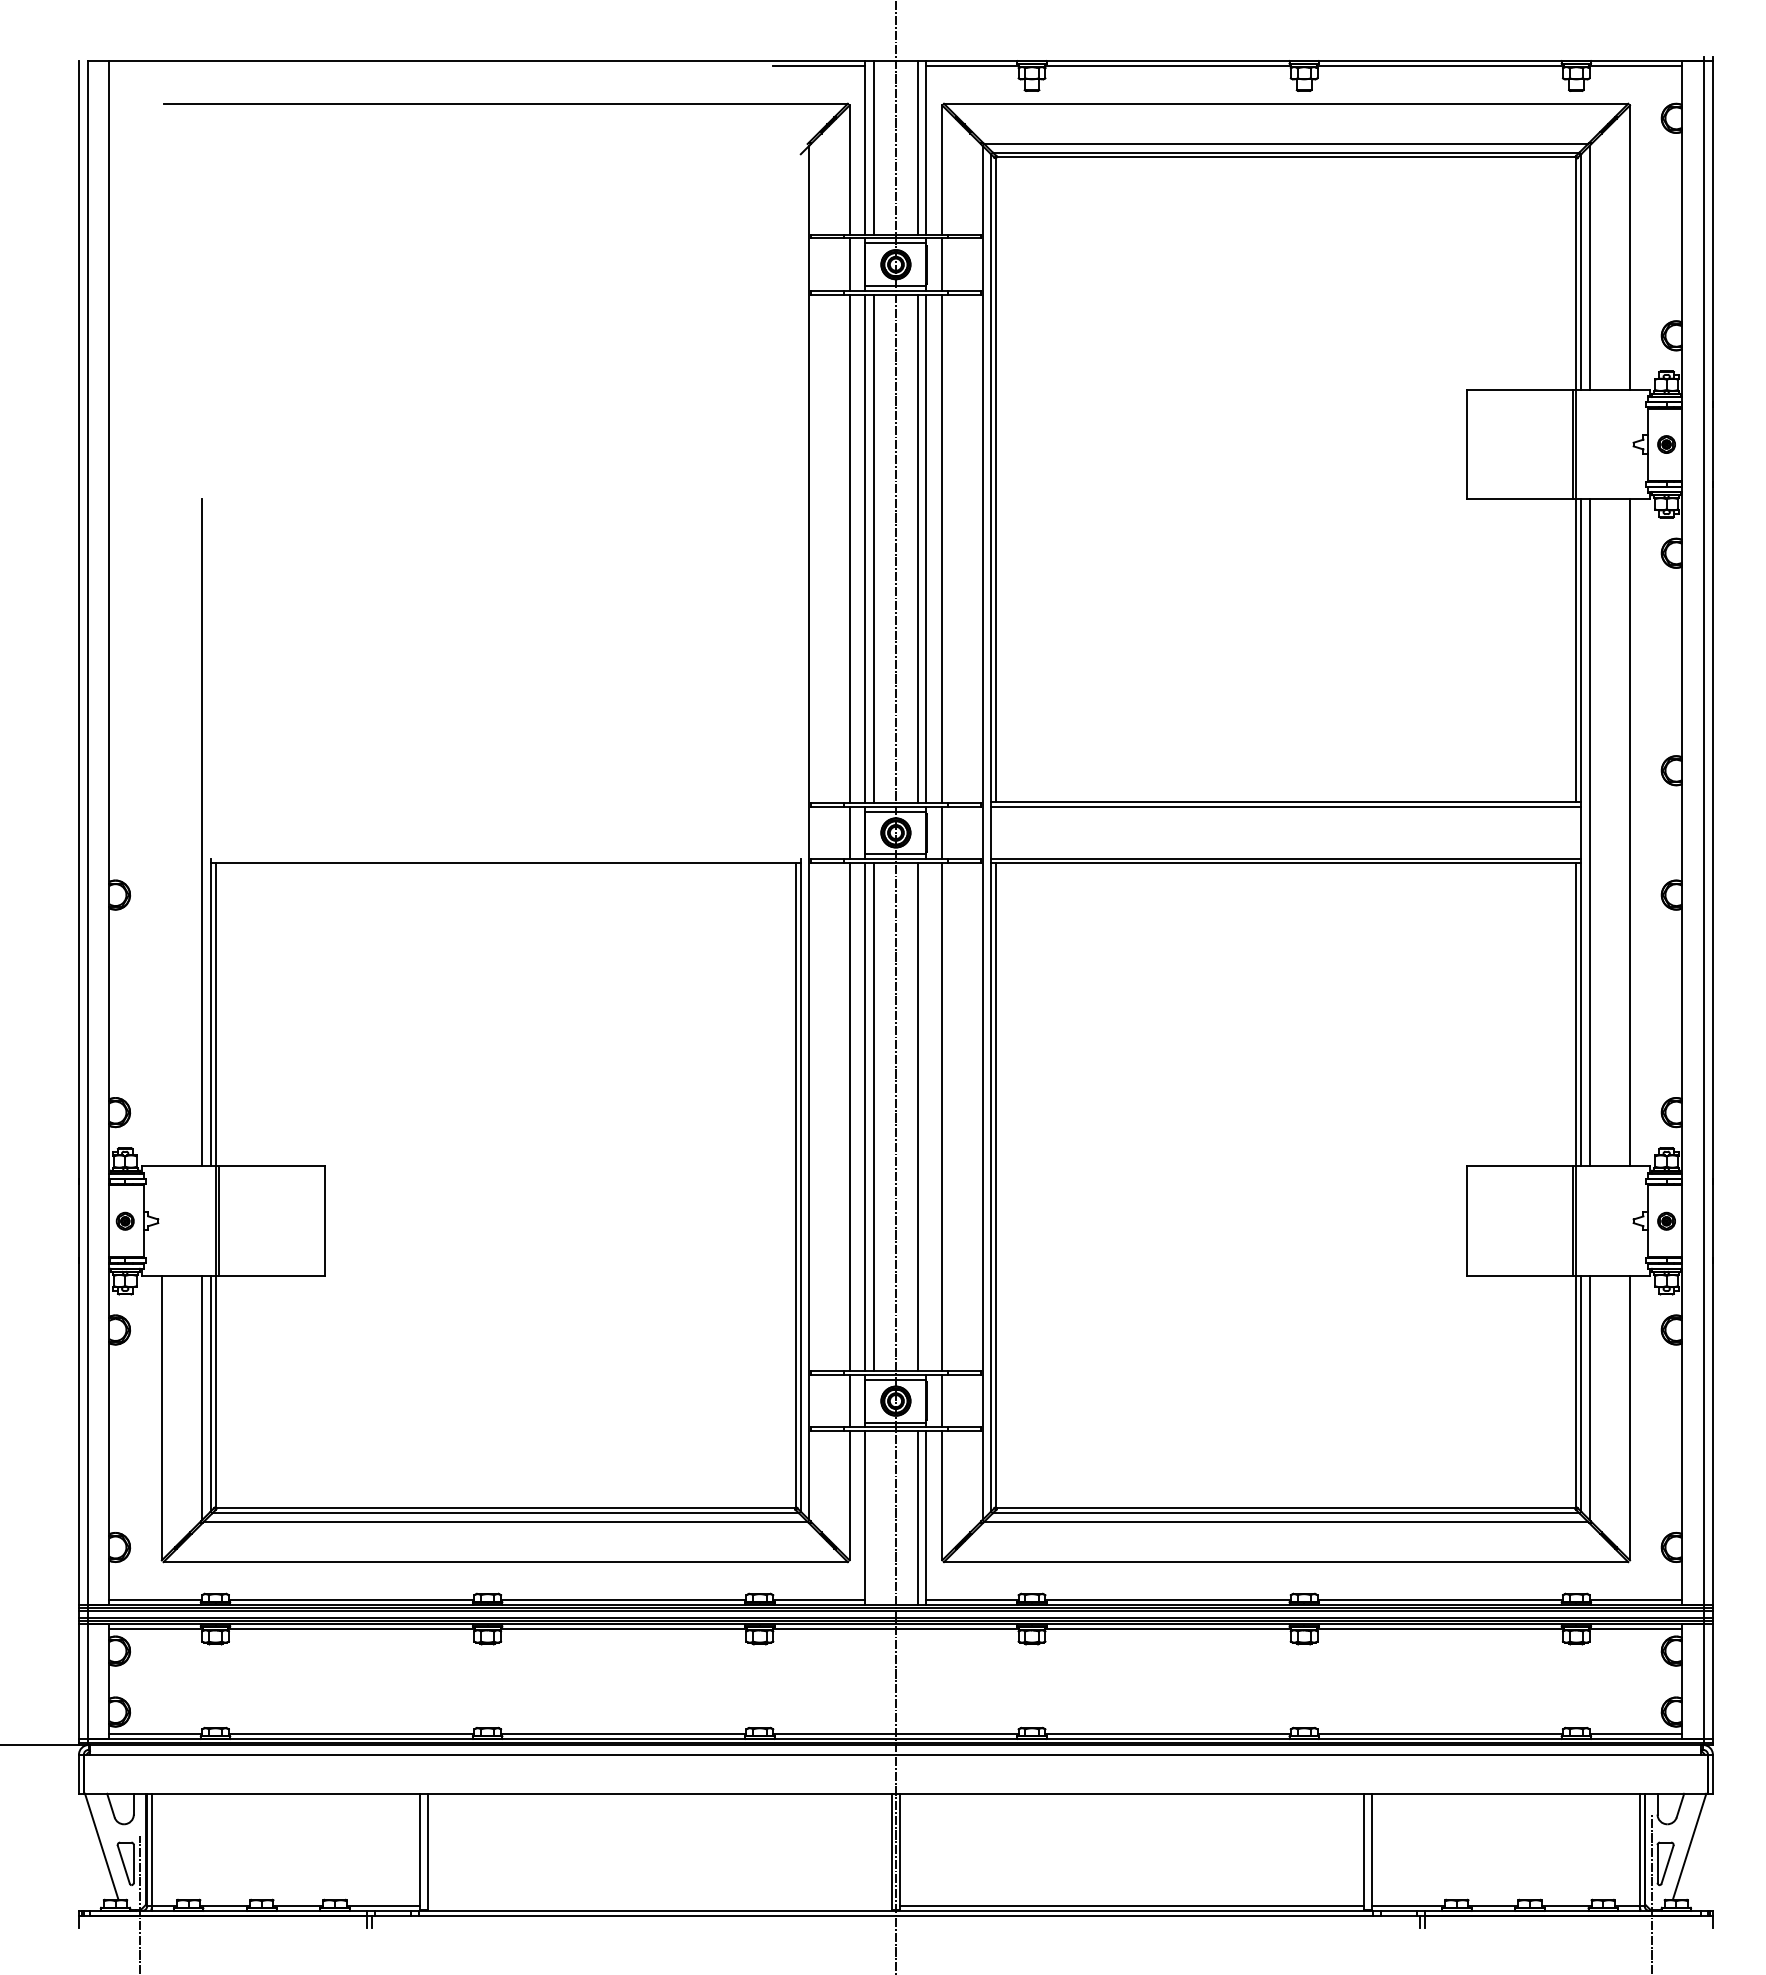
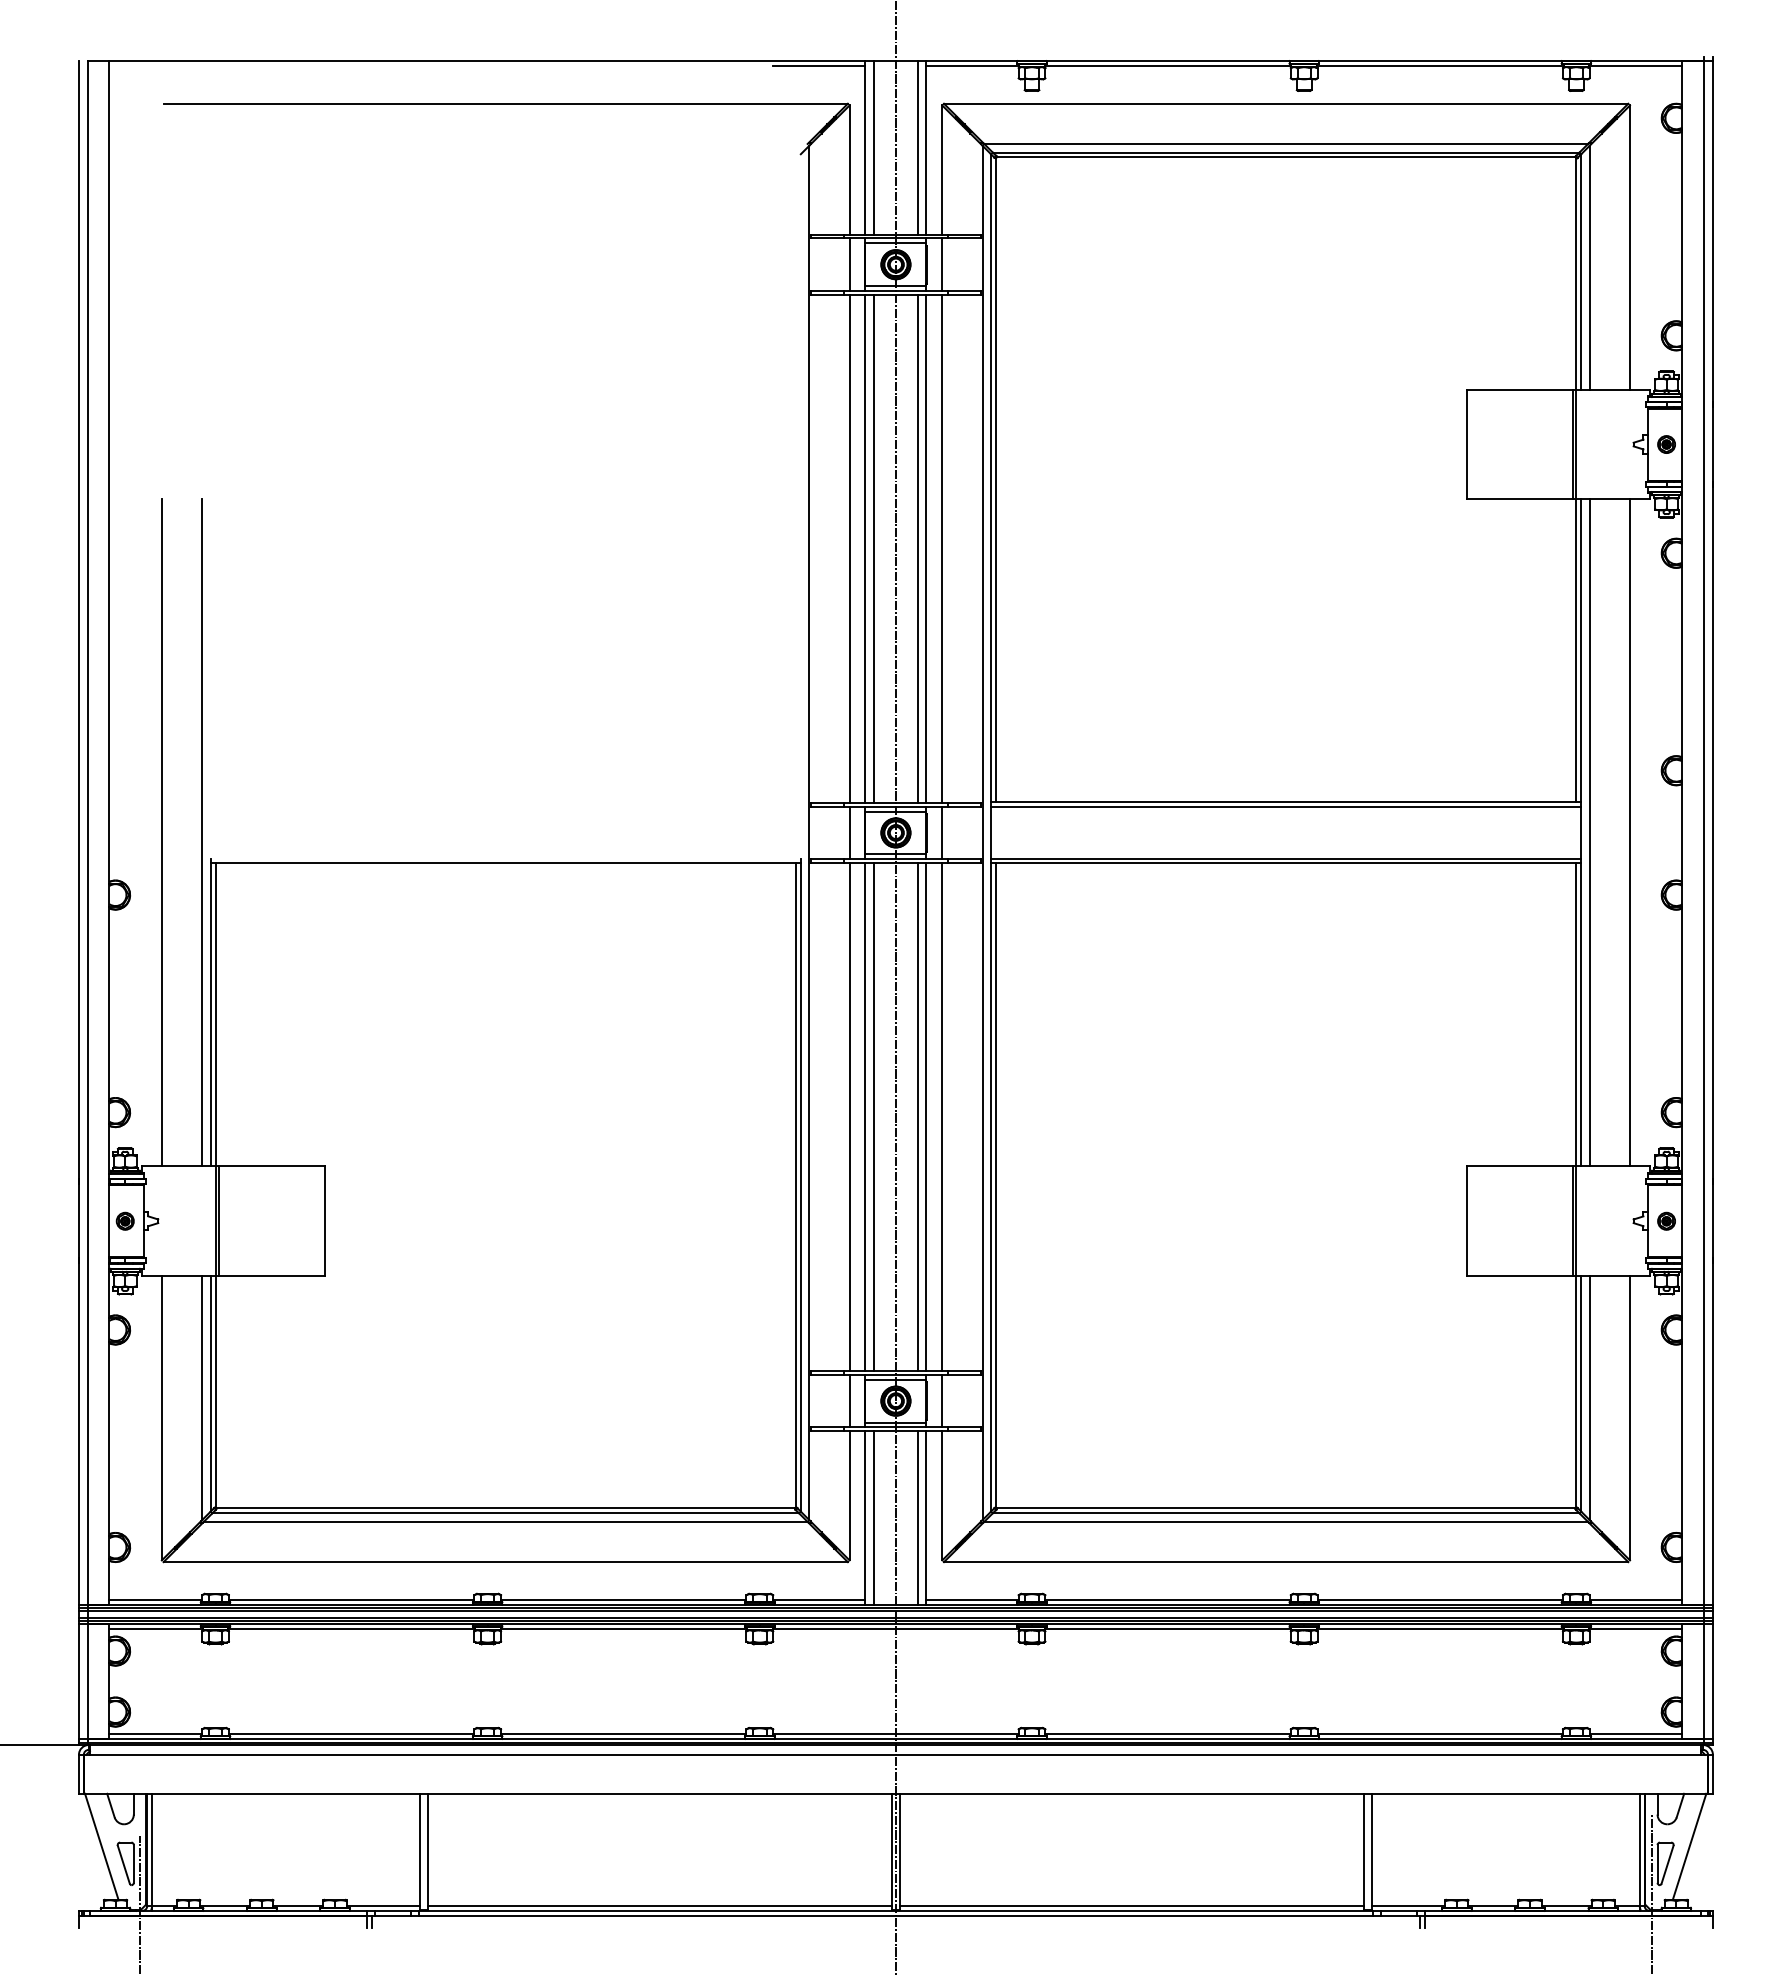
line: none -> present (161, 832)
line: none -> present (926, 1116)
line: none -> present (874, 1517)
line: none -> present (659, 1905)
